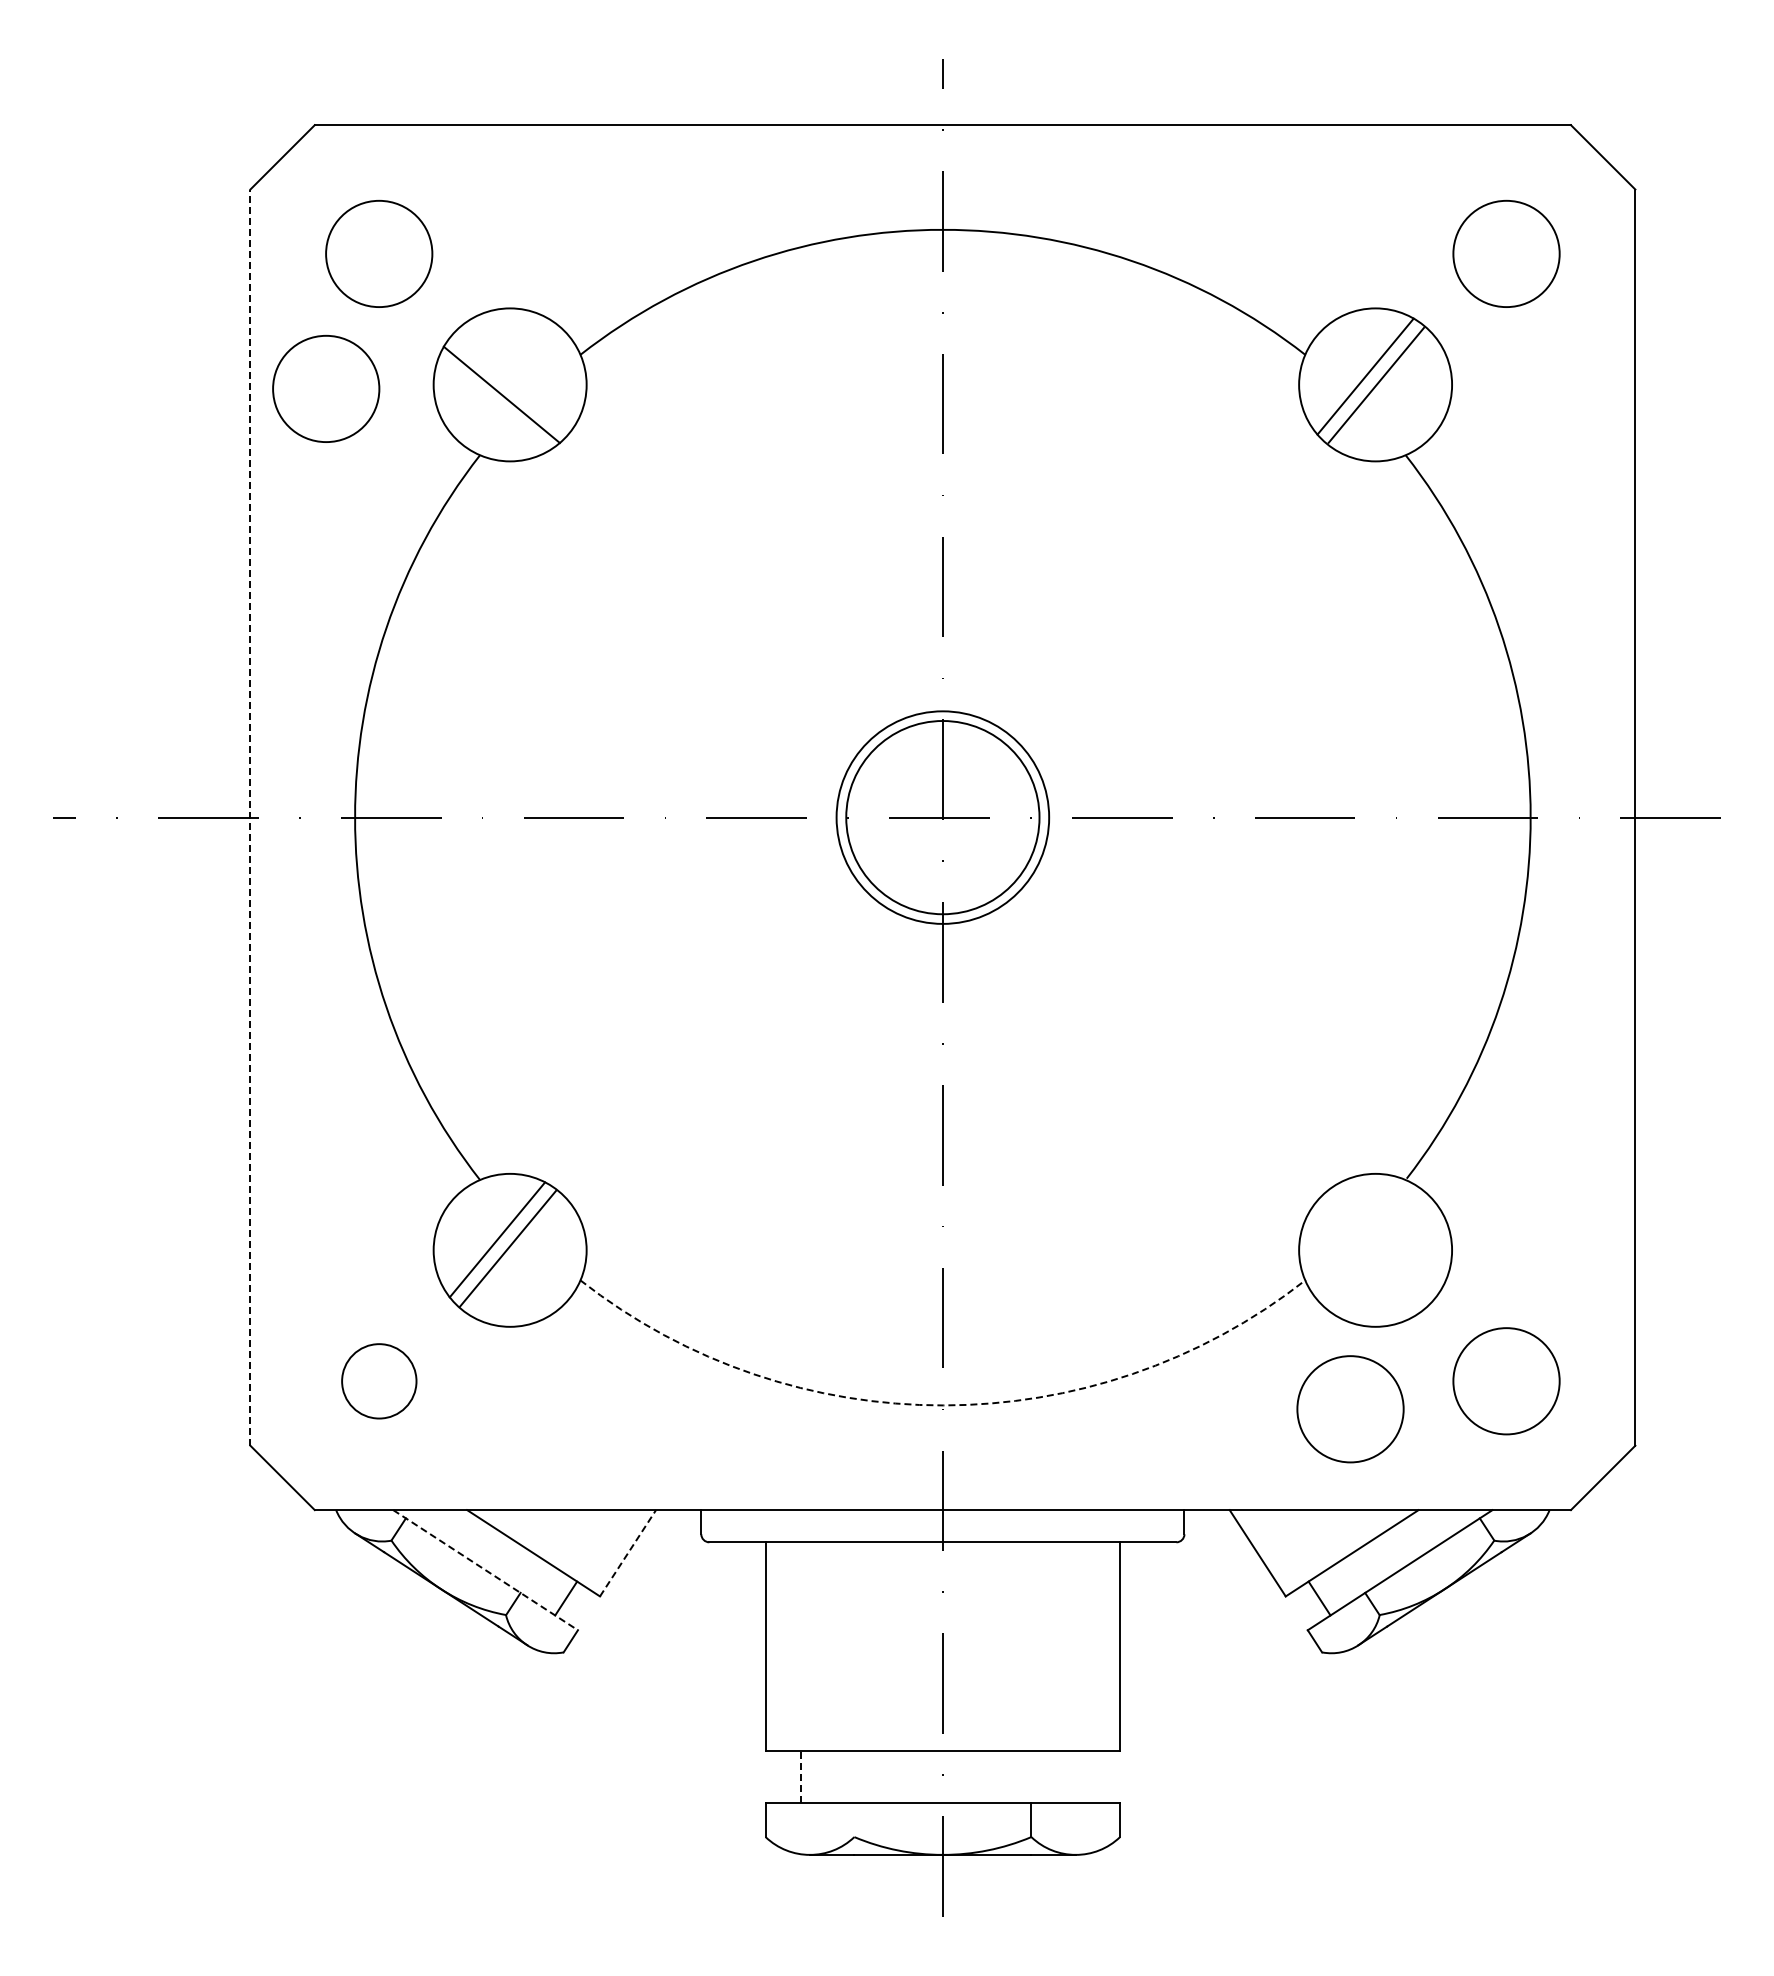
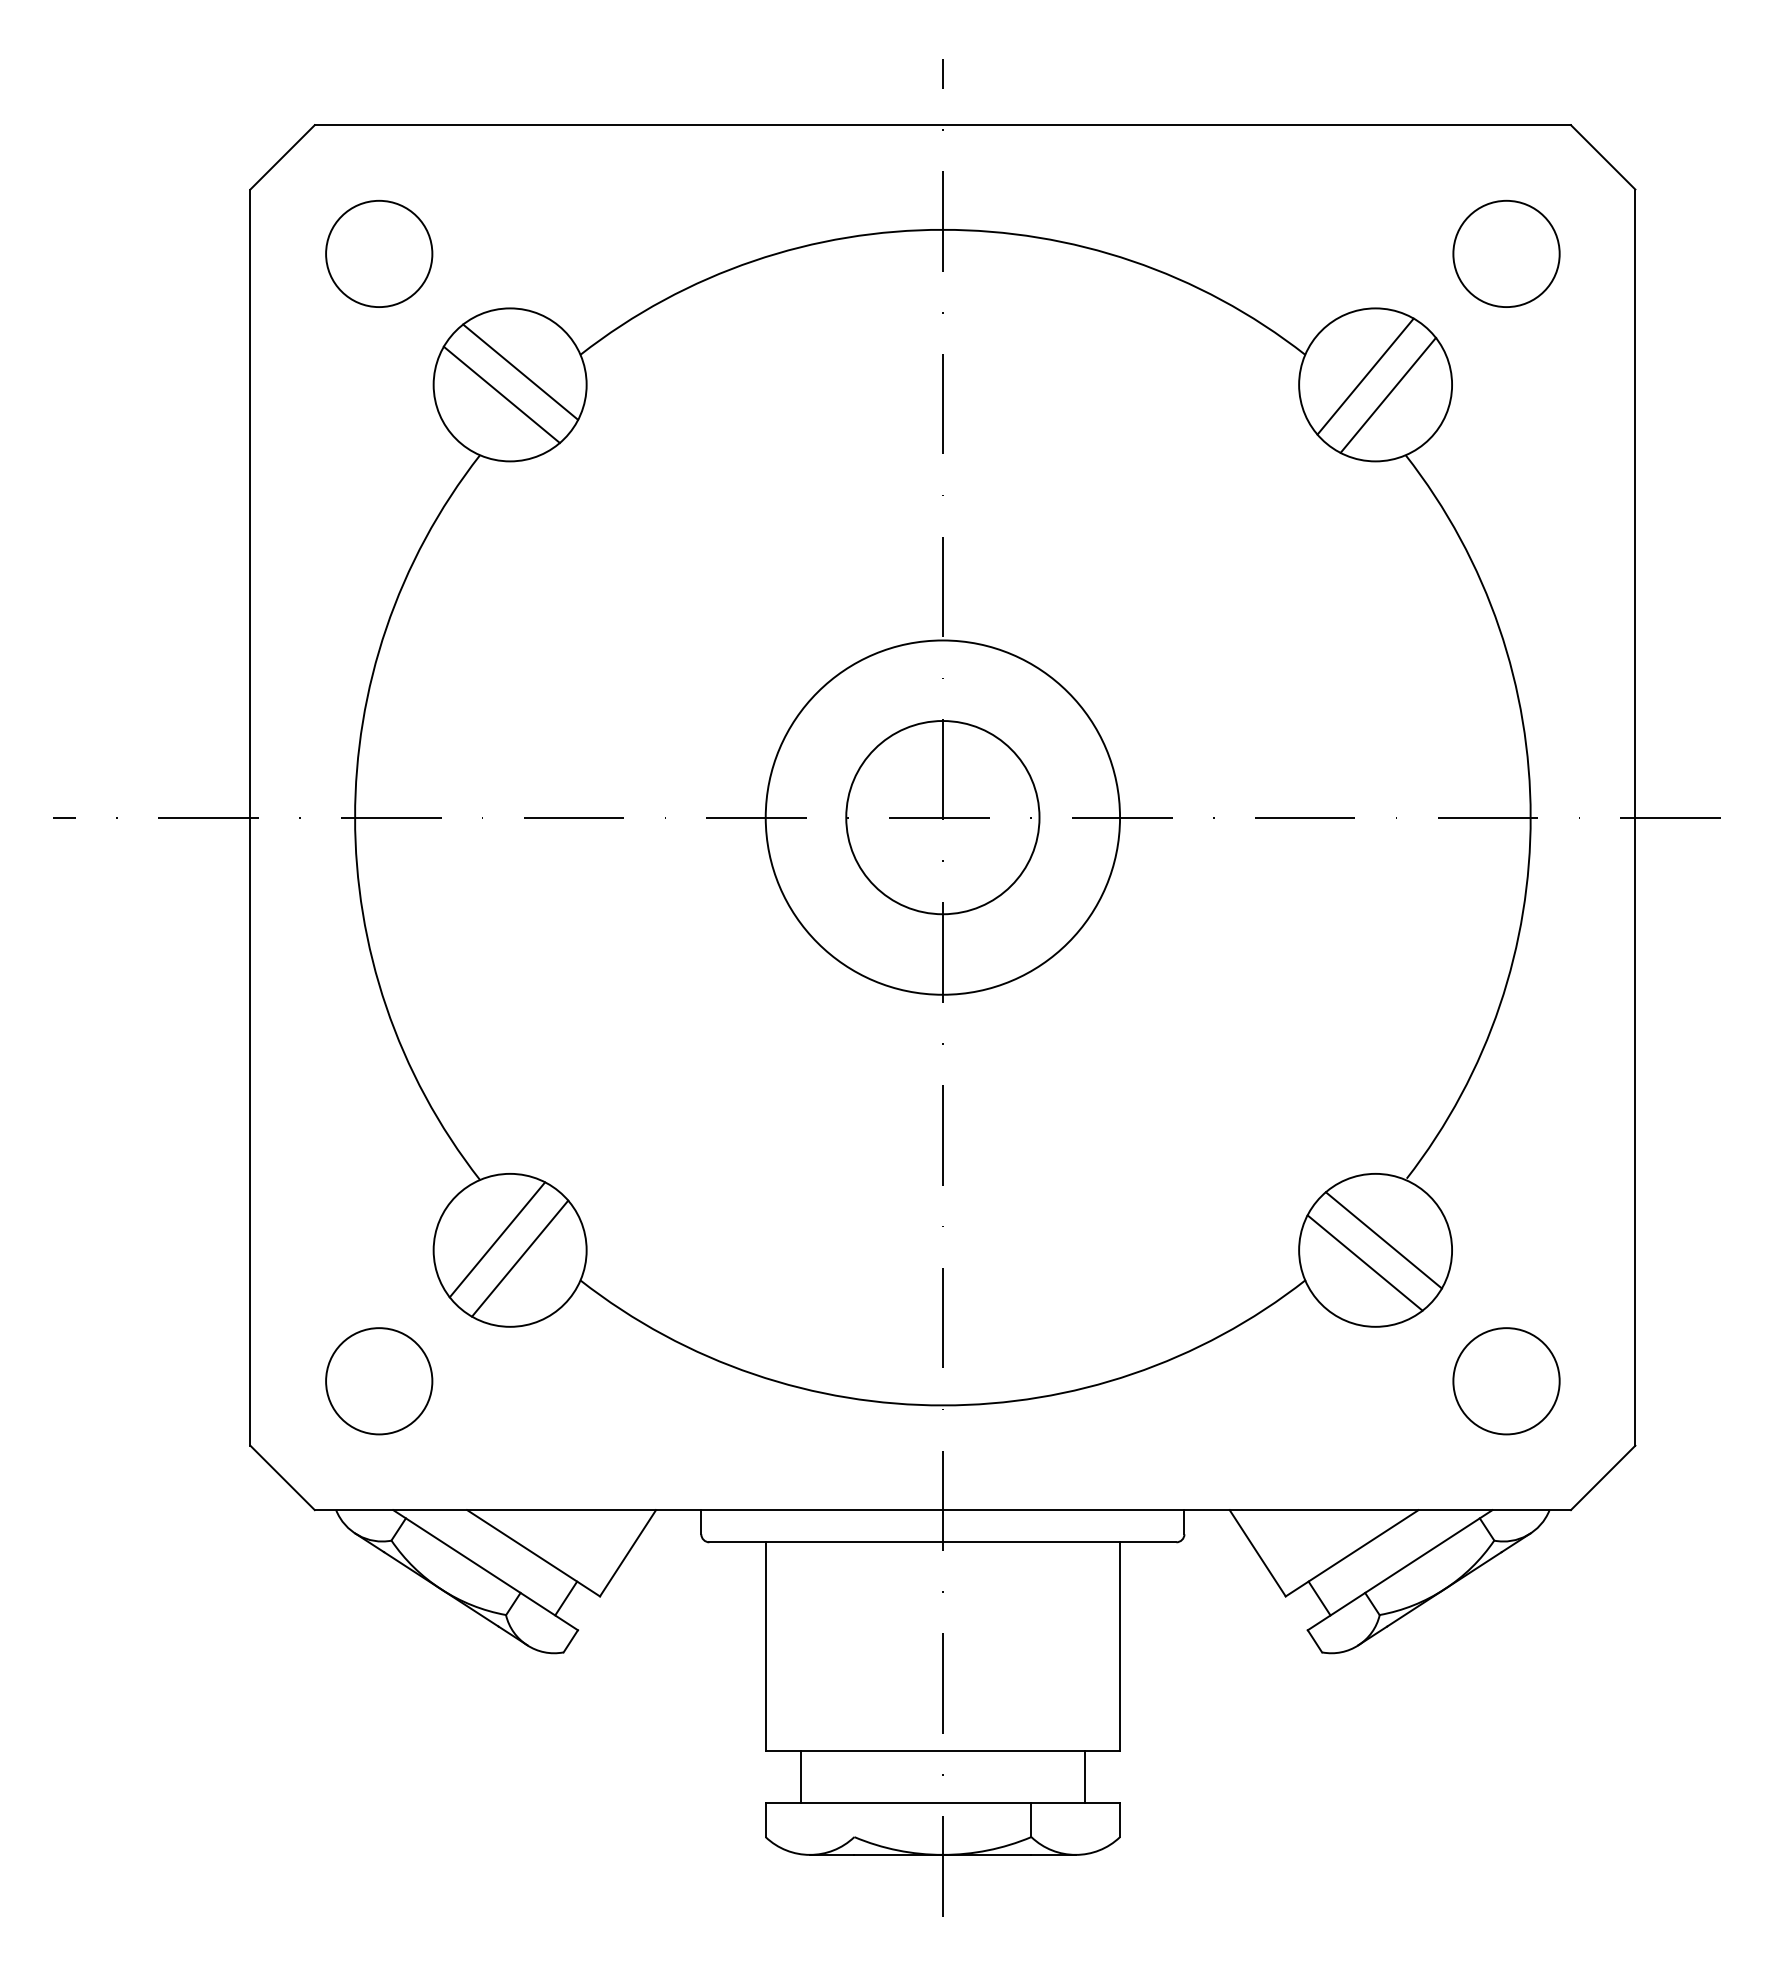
line: none -> present (520, 371)
line position: (1376, 384) -> (1388, 394) (1388, 394)
circle: present -> none (326, 388)
line: dashed -> solid (250, 817)
circle diameter: 213 px -> 354 px (942, 817)
line: none -> present (1383, 1240)
line position: (507, 1248) -> (519, 1258) (519, 1258)
line: none -> present (1364, 1262)
circle size: 77x77 px -> 109x109 px (379, 1381)
arc: dashed -> solid (943, 1405)
circle: present -> none (1350, 1409)
line: dashed -> solid (628, 1552)
line: dashed -> solid (486, 1570)
line: dashed -> solid (800, 1776)
line: none -> present (1084, 1776)
